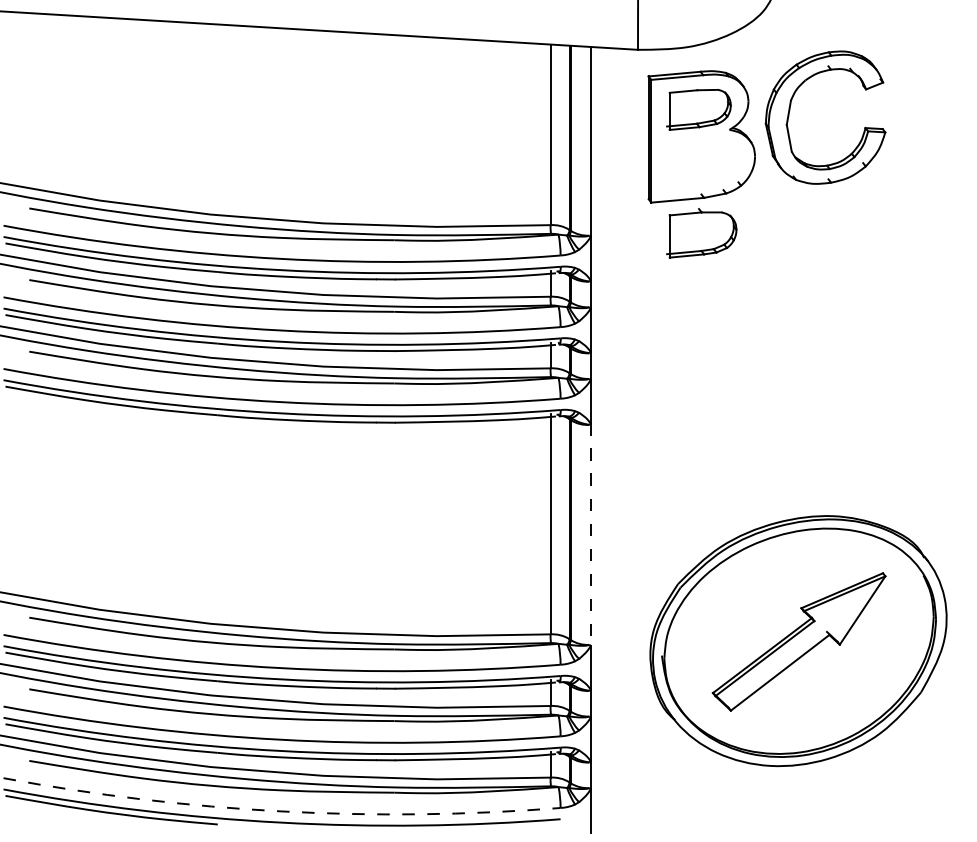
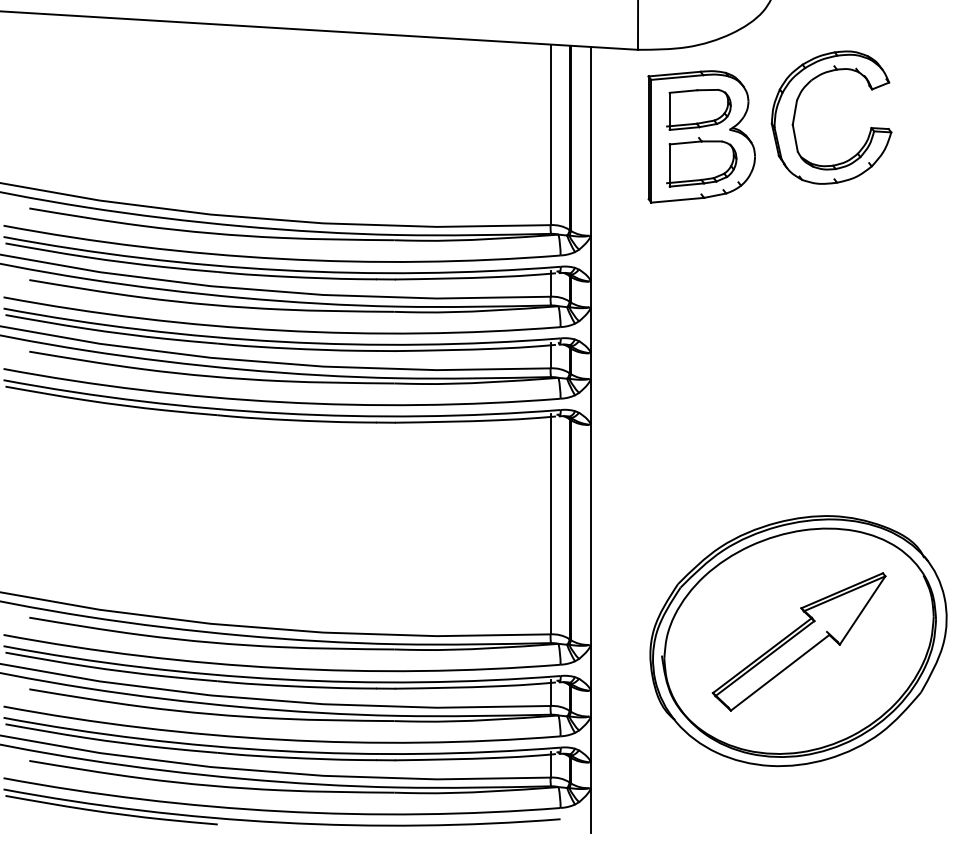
part position: (790, 110) -> (796, 110) (796, 110)
part position: (701, 233) -> (701, 162) (701, 162)
line: dashed -> solid (590, 534)
arc: dashed -> solid (281, 811)
